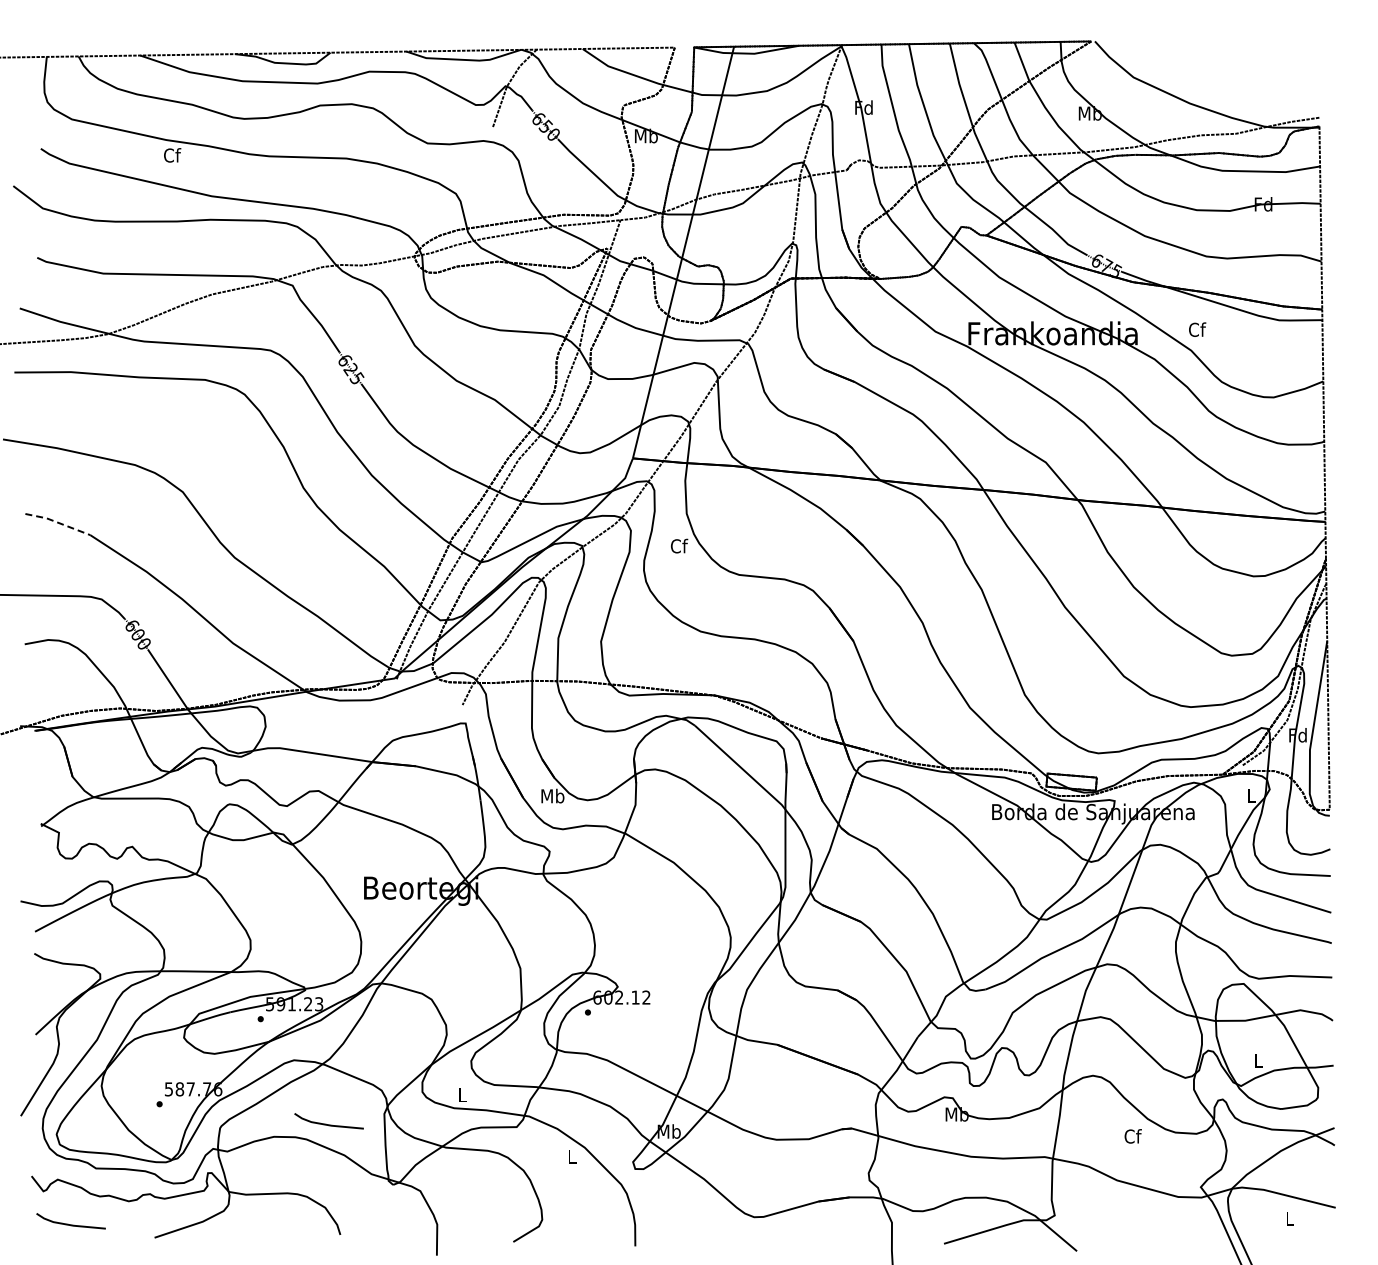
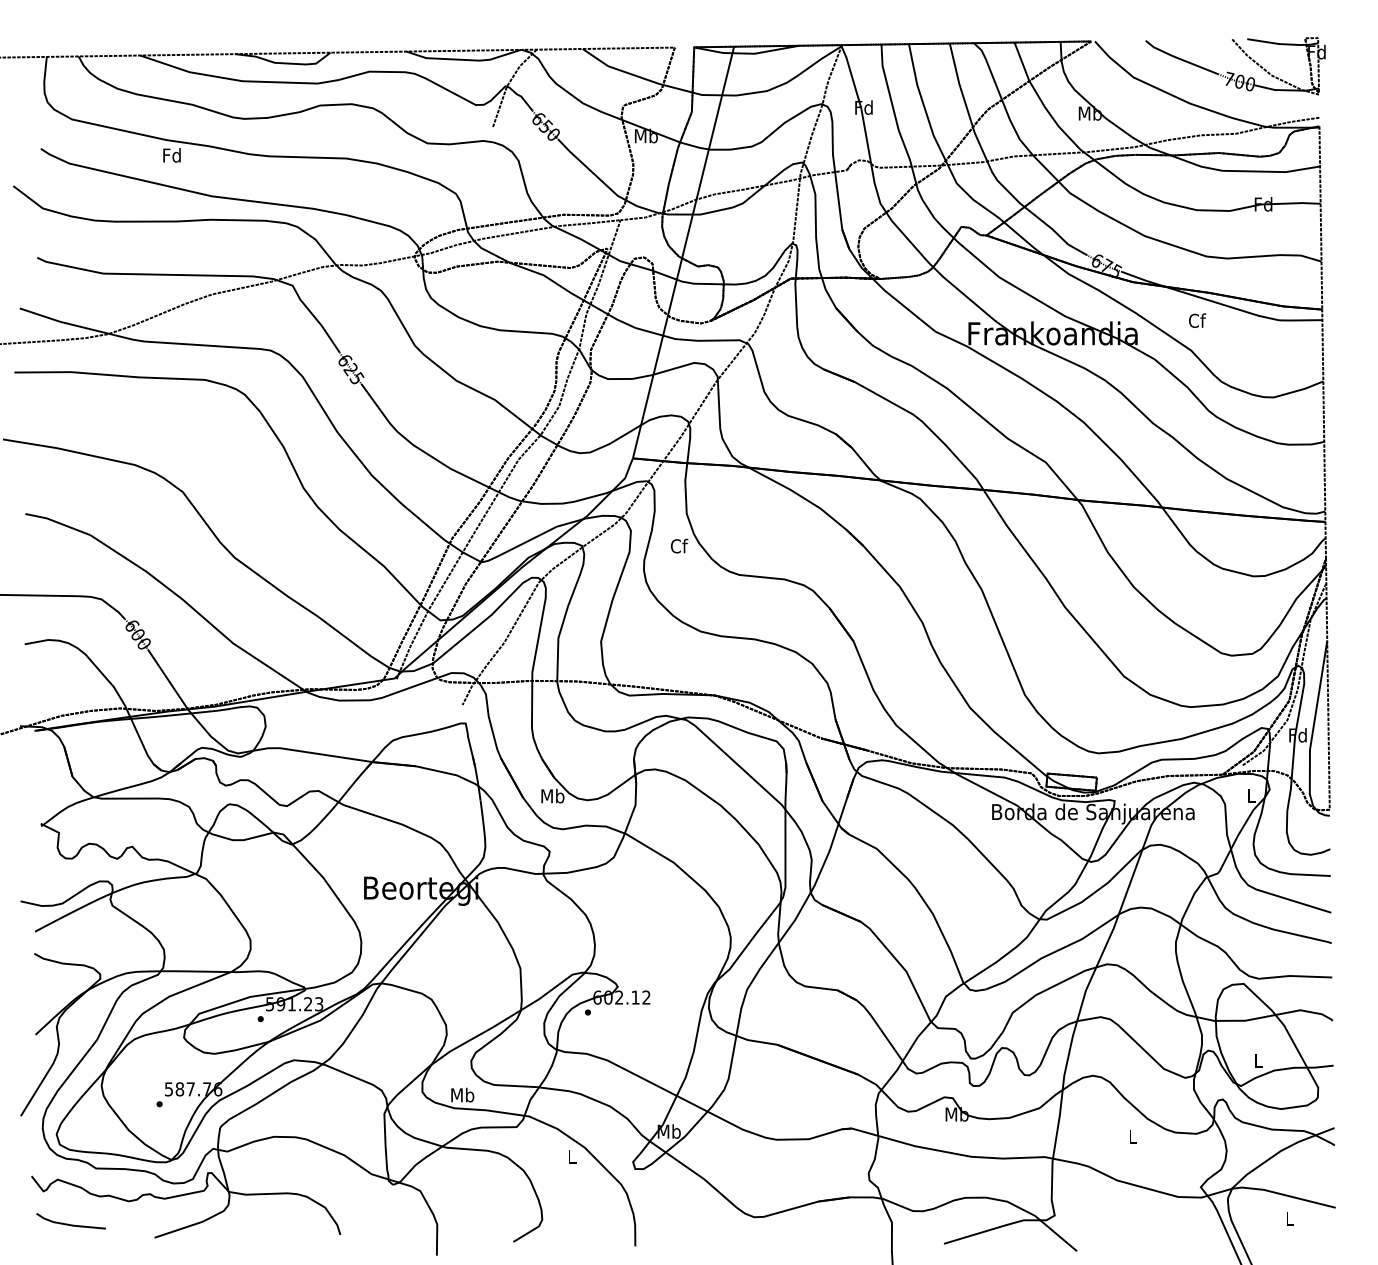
part: none -> present (1234, 73)
text: Cf -> Fd (172, 155)
text position: (1197, 329) -> (1197, 320) (1197, 320)
line: dashed -> solid (57, 522)
text: L -> Mb (462, 1094)
line: present -> none (326, 1123)
text: Cf -> L (1132, 1136)
